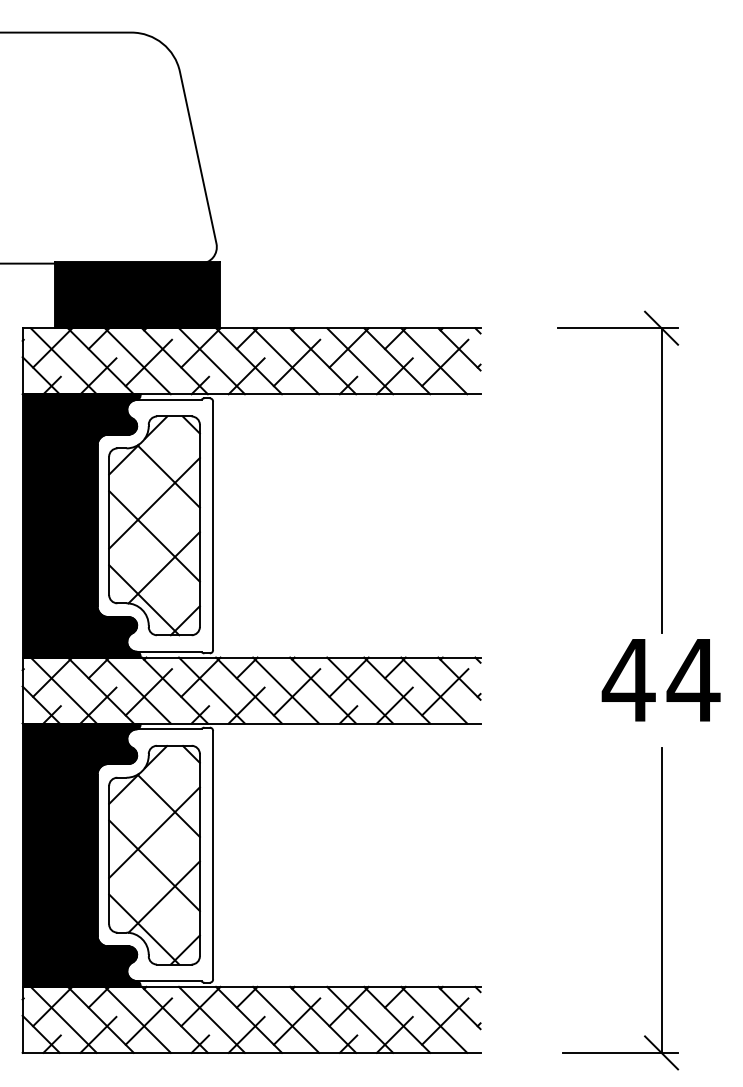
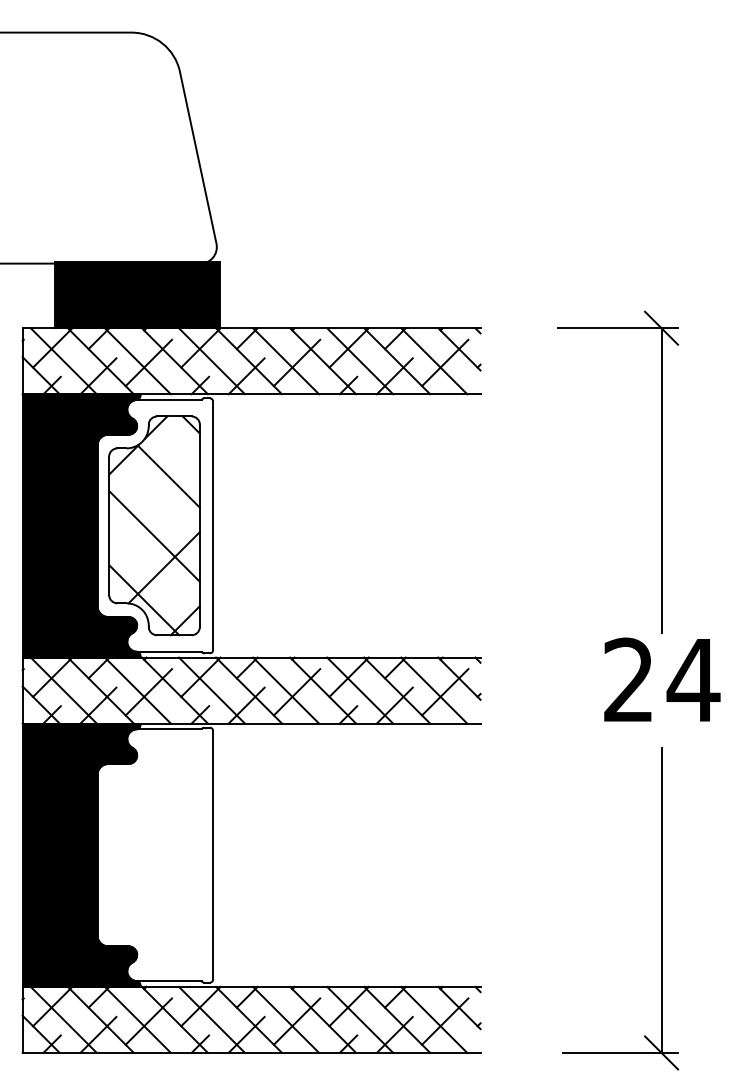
line: present -> none (154, 503)
text: 44 -> 24 (628, 679)
part: present -> none (154, 855)
